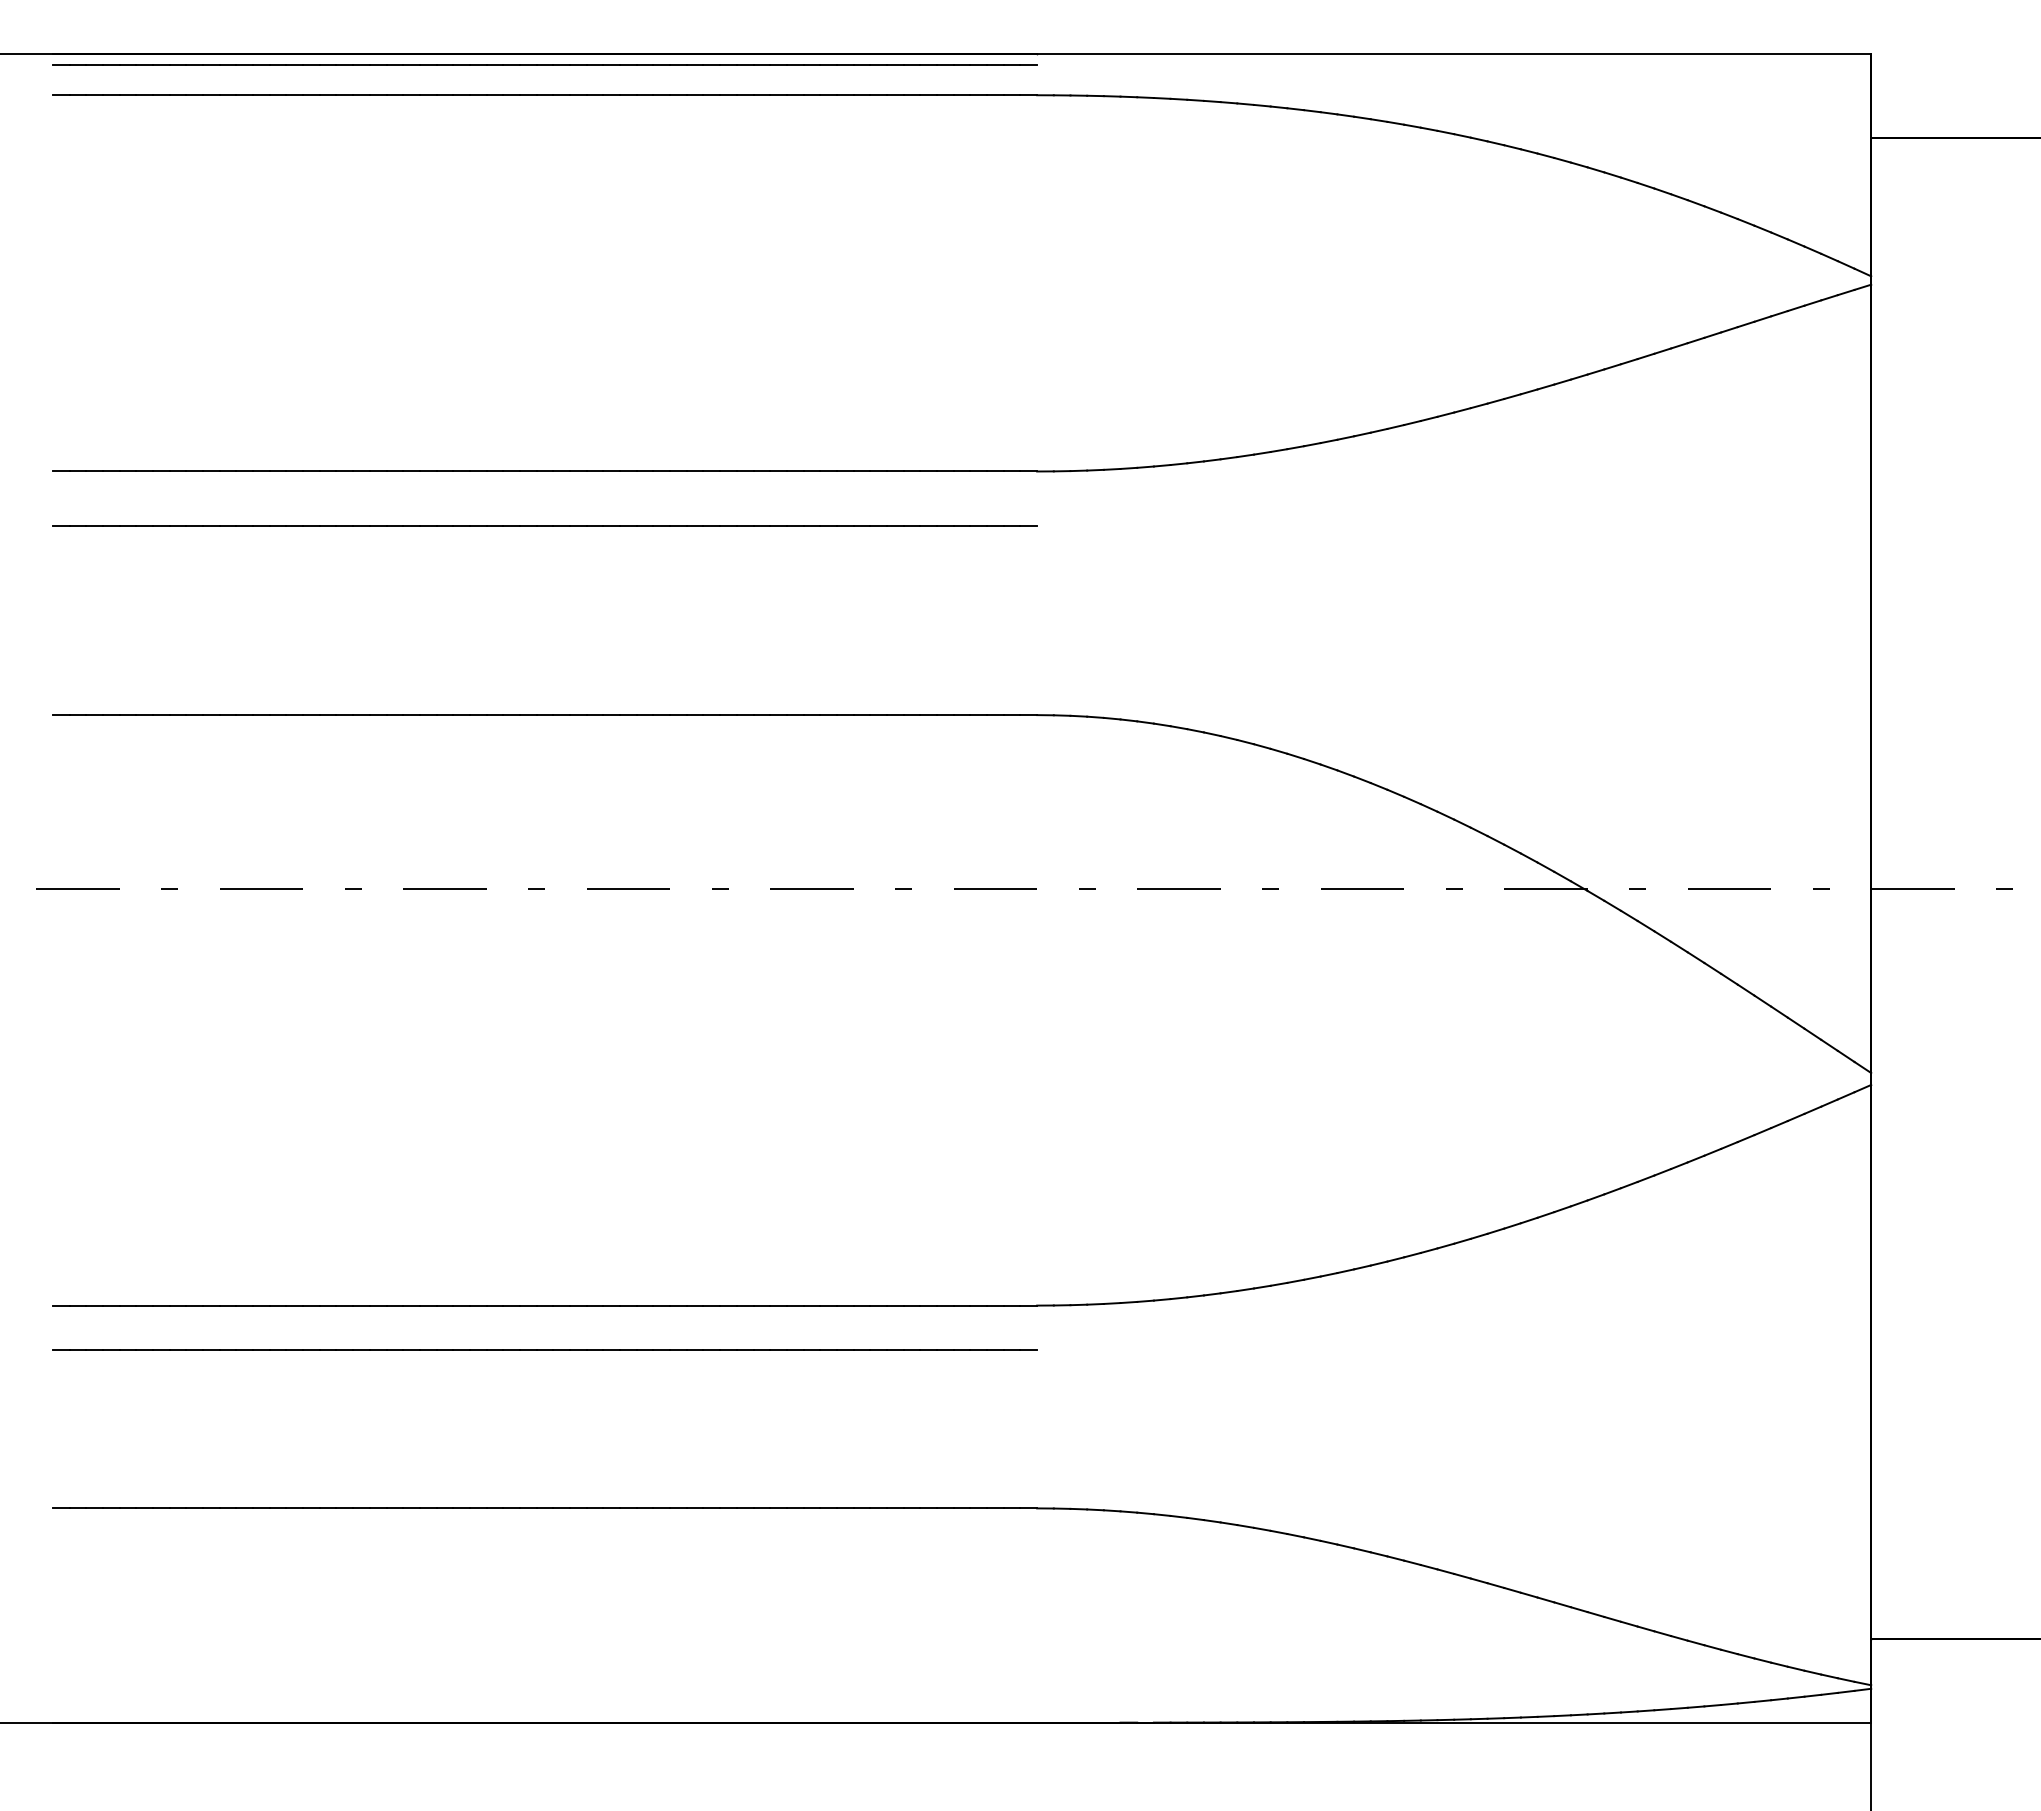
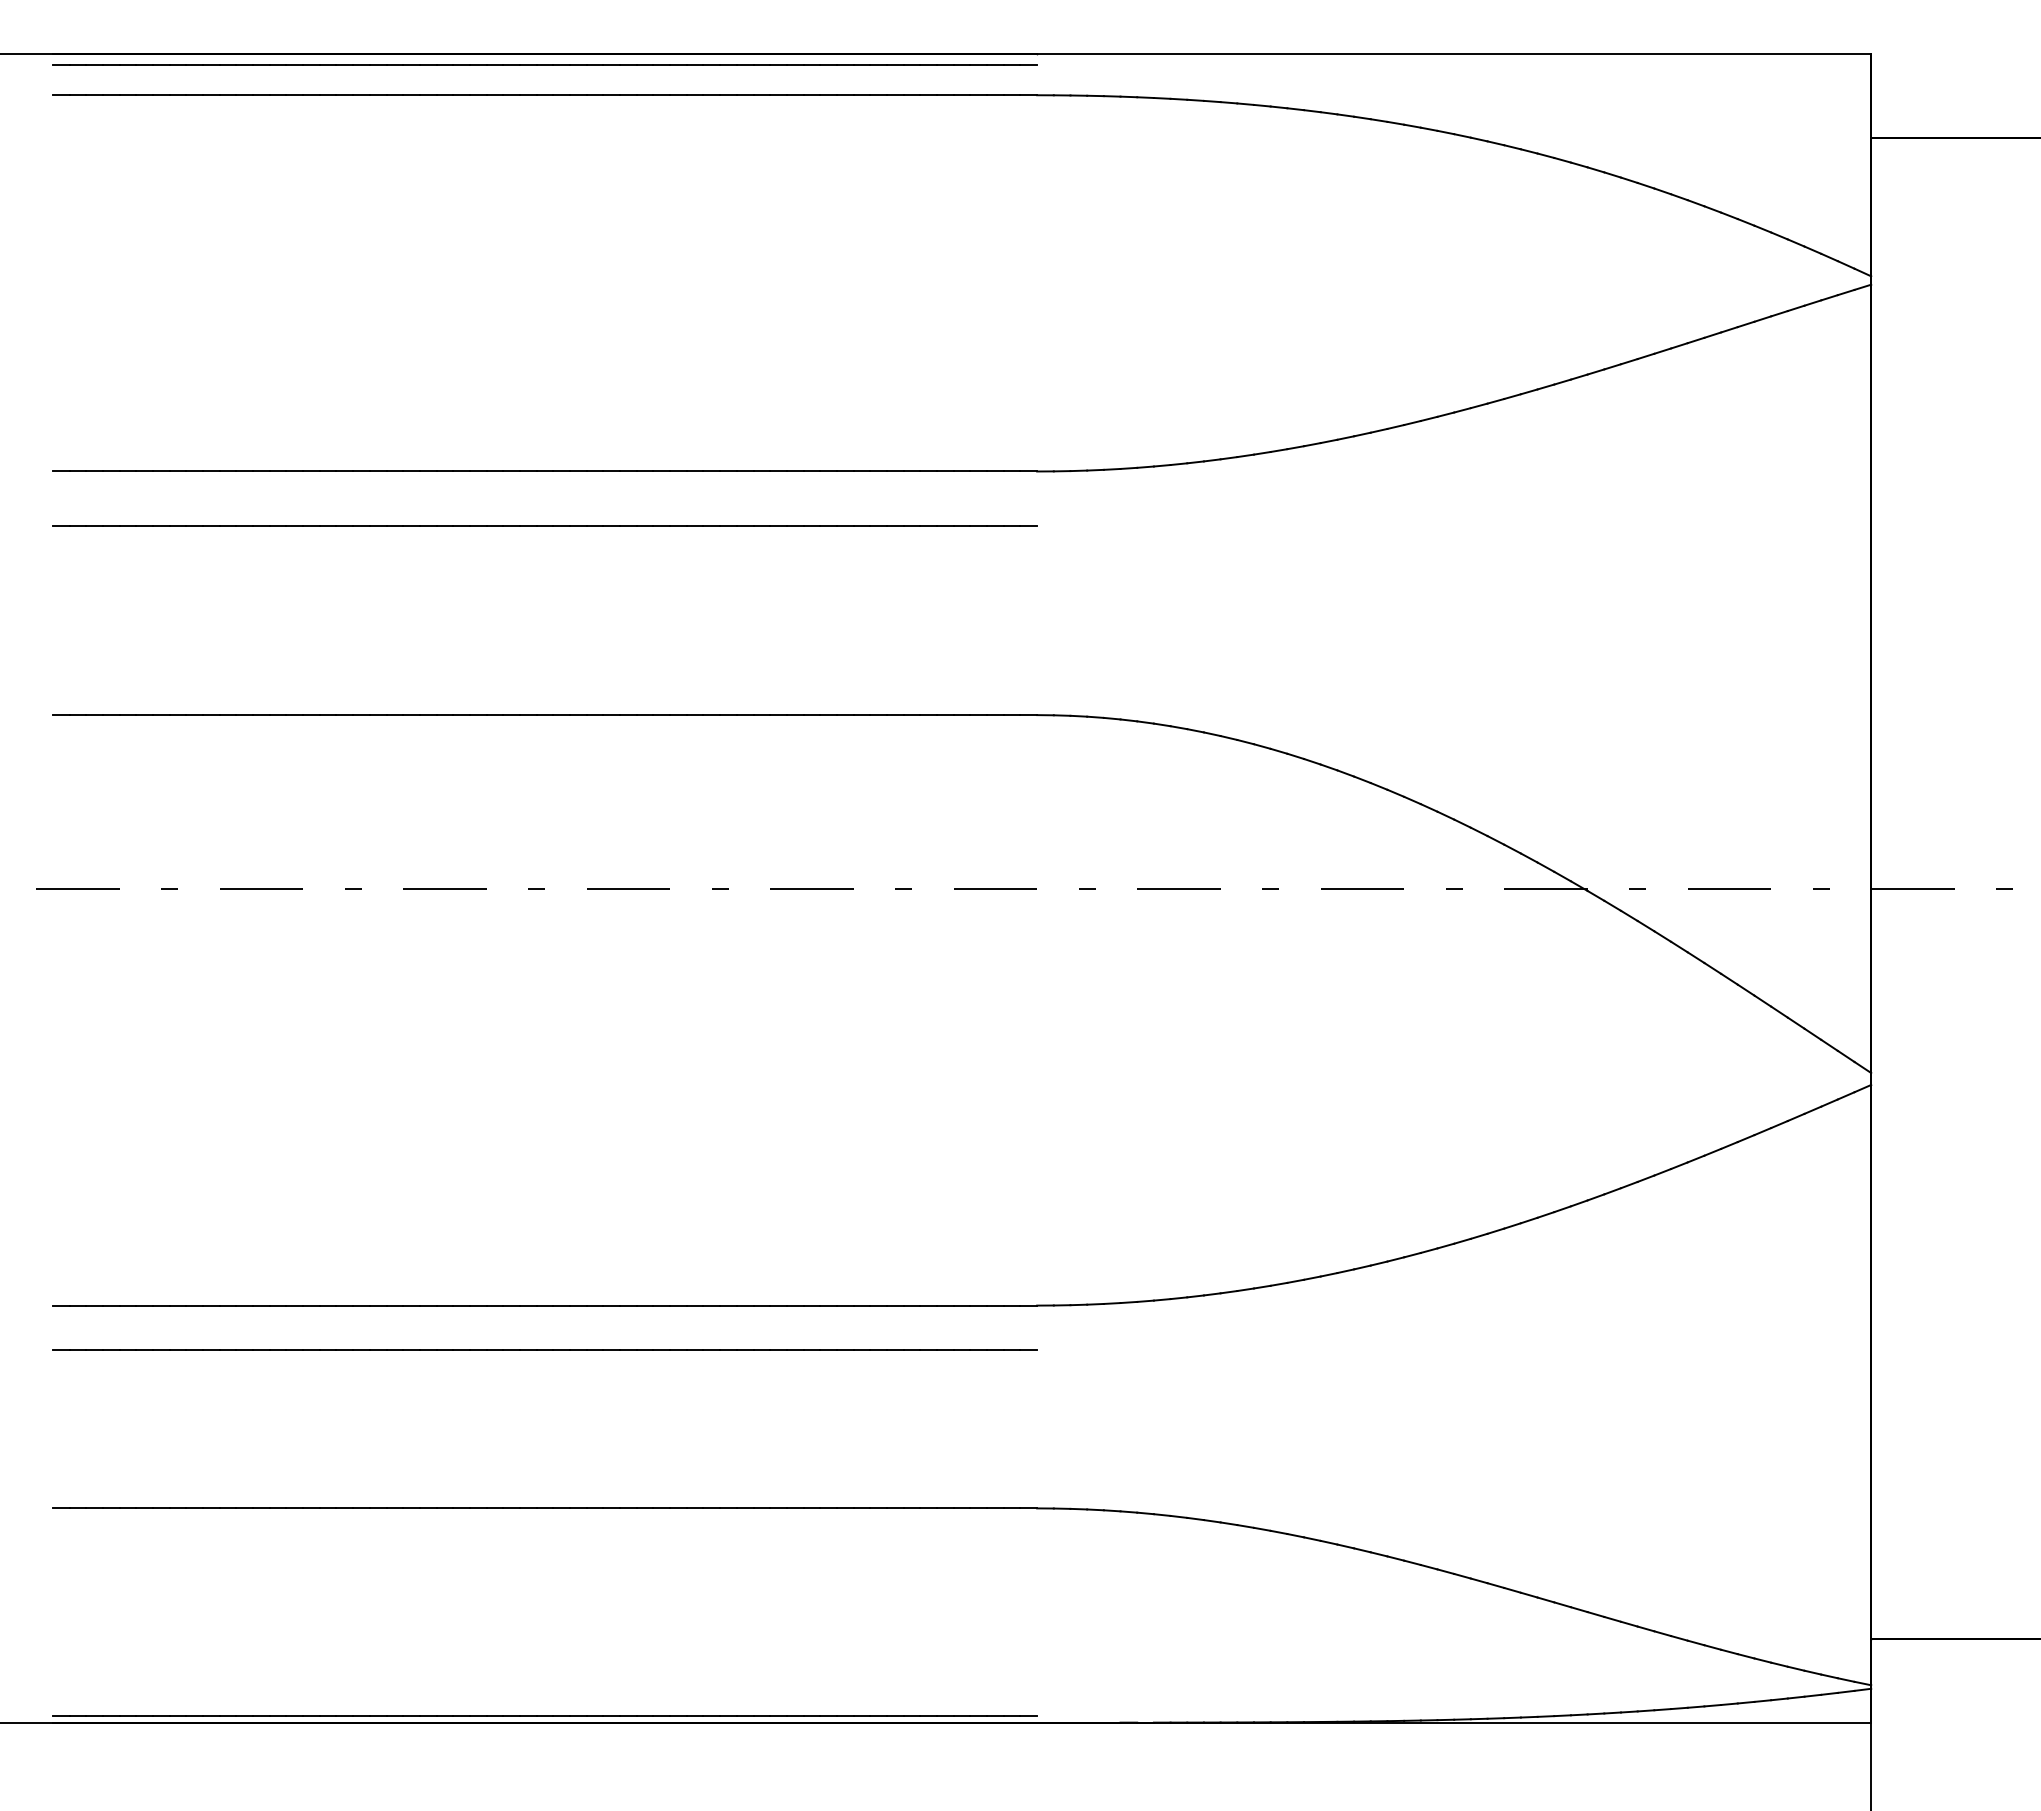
line: none -> present (544, 1715)
